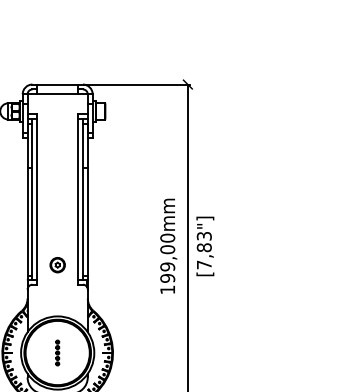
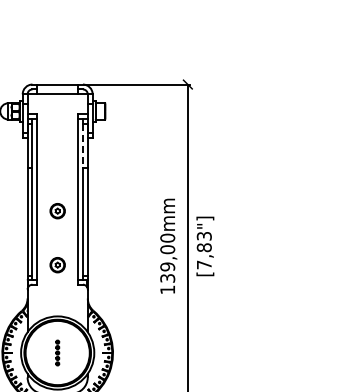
line: solid -> dashed (82, 145)
part: none -> present (57, 211)
text: 199,00mm -> 139,00mm (167, 278)
